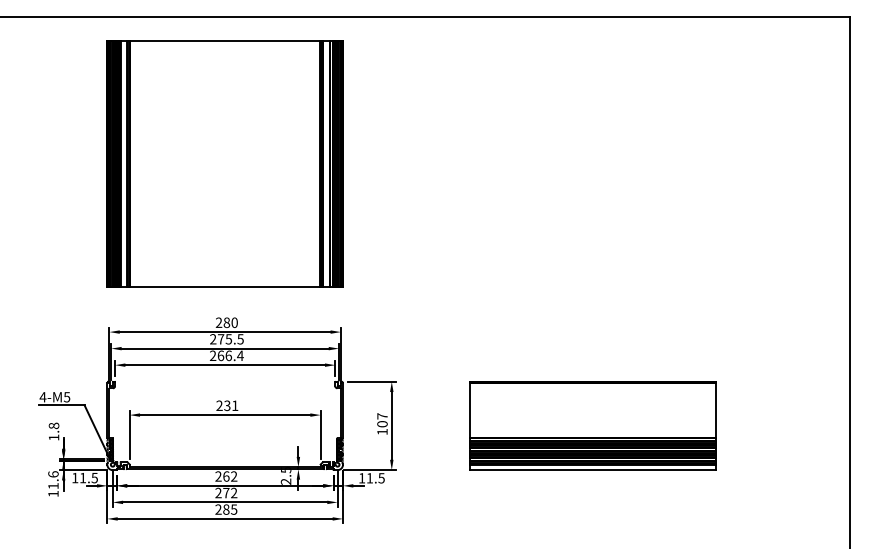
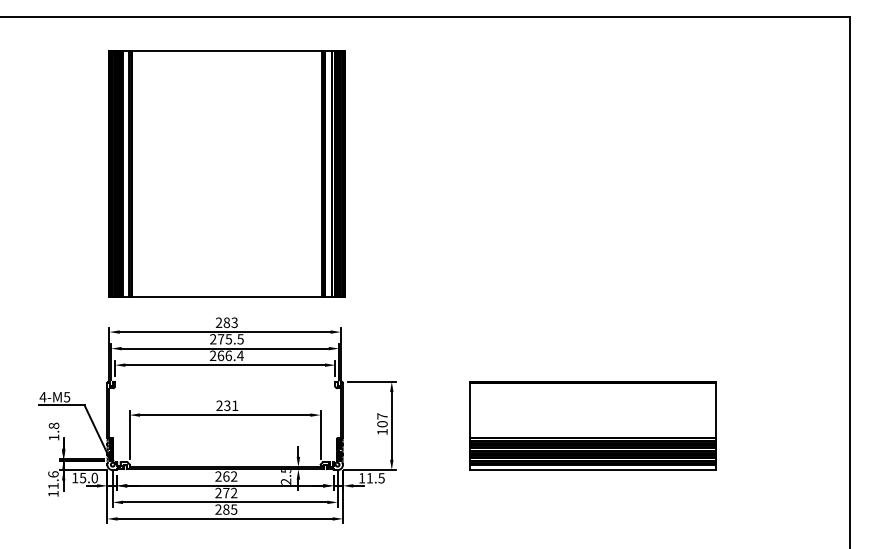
part position: (224, 163) -> (226, 173) (226, 173)
text: 280 -> 283 (234, 322)
text: 11.5 -> 15.0 (88, 477)
